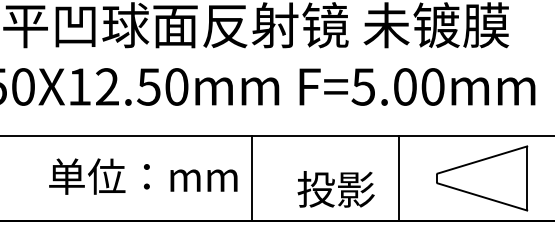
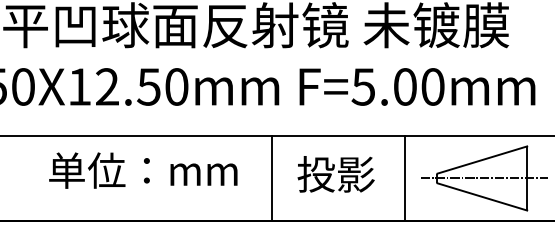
text position: (143, 176) -> (143, 170) (143, 170)
line position: (251, 178) -> (271, 178) (271, 178)
line position: (399, 178) -> (405, 178) (405, 178)
line: none -> present (484, 178)
text position: (335, 189) -> (335, 174) (335, 174)
